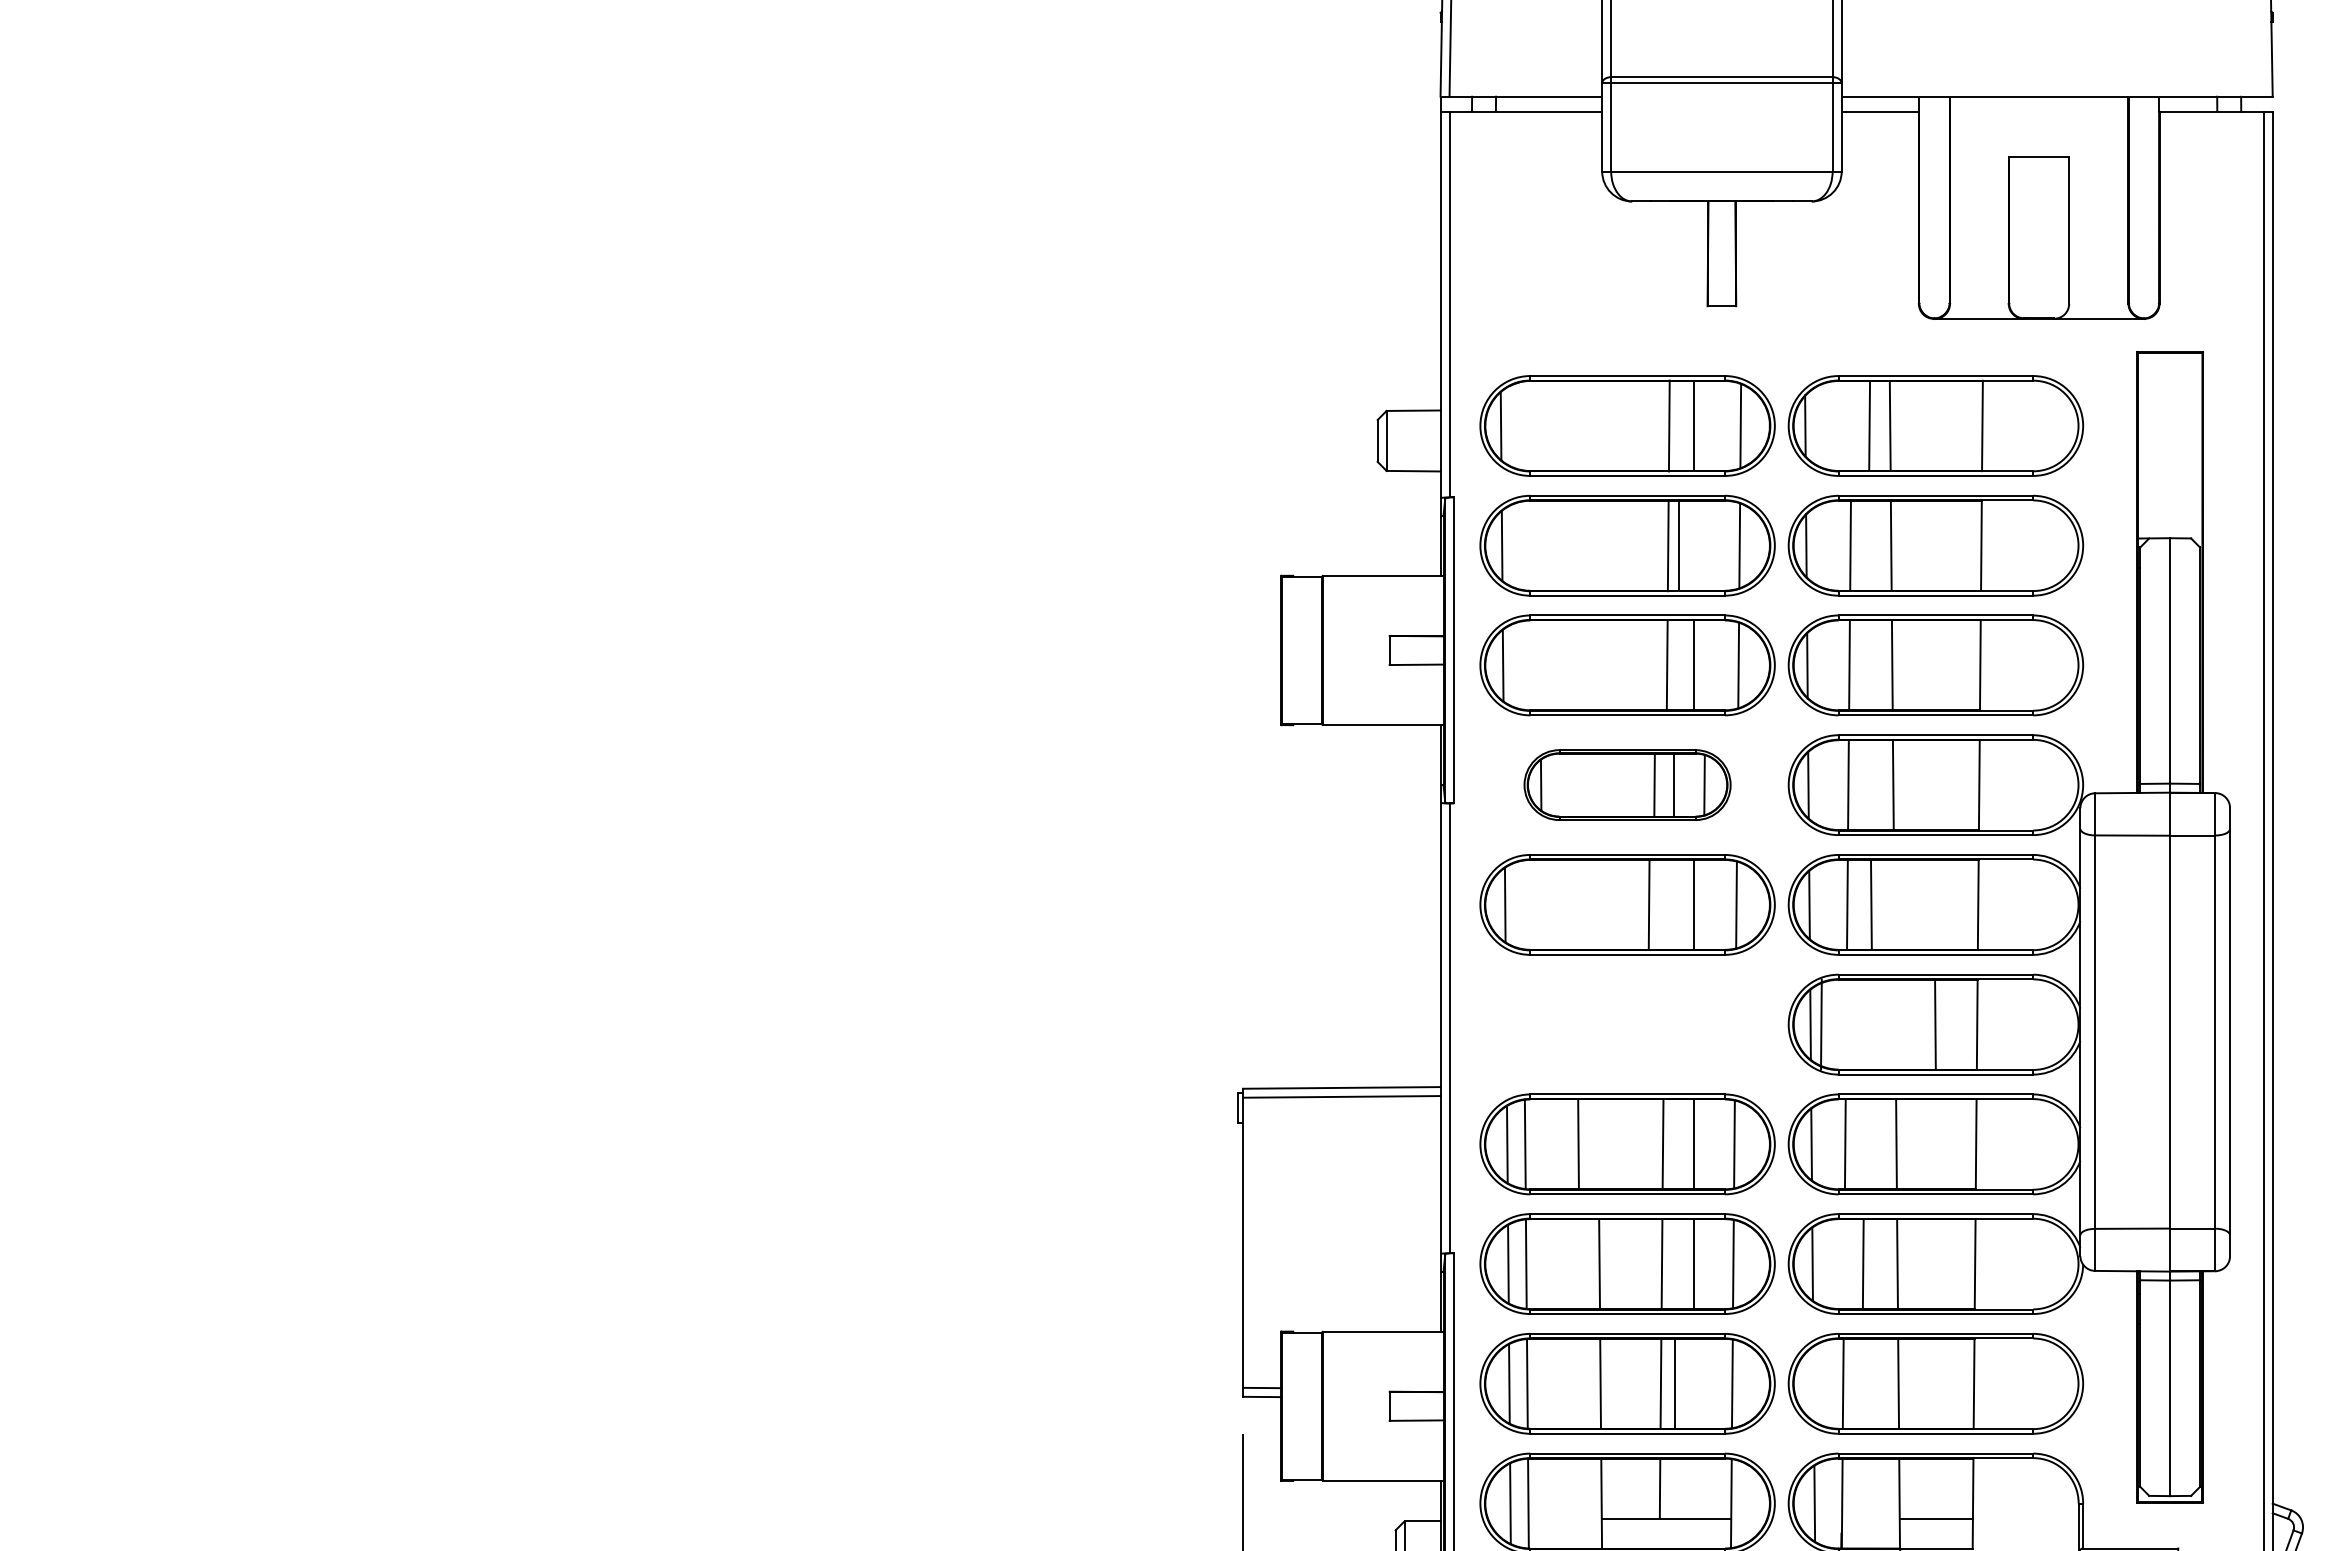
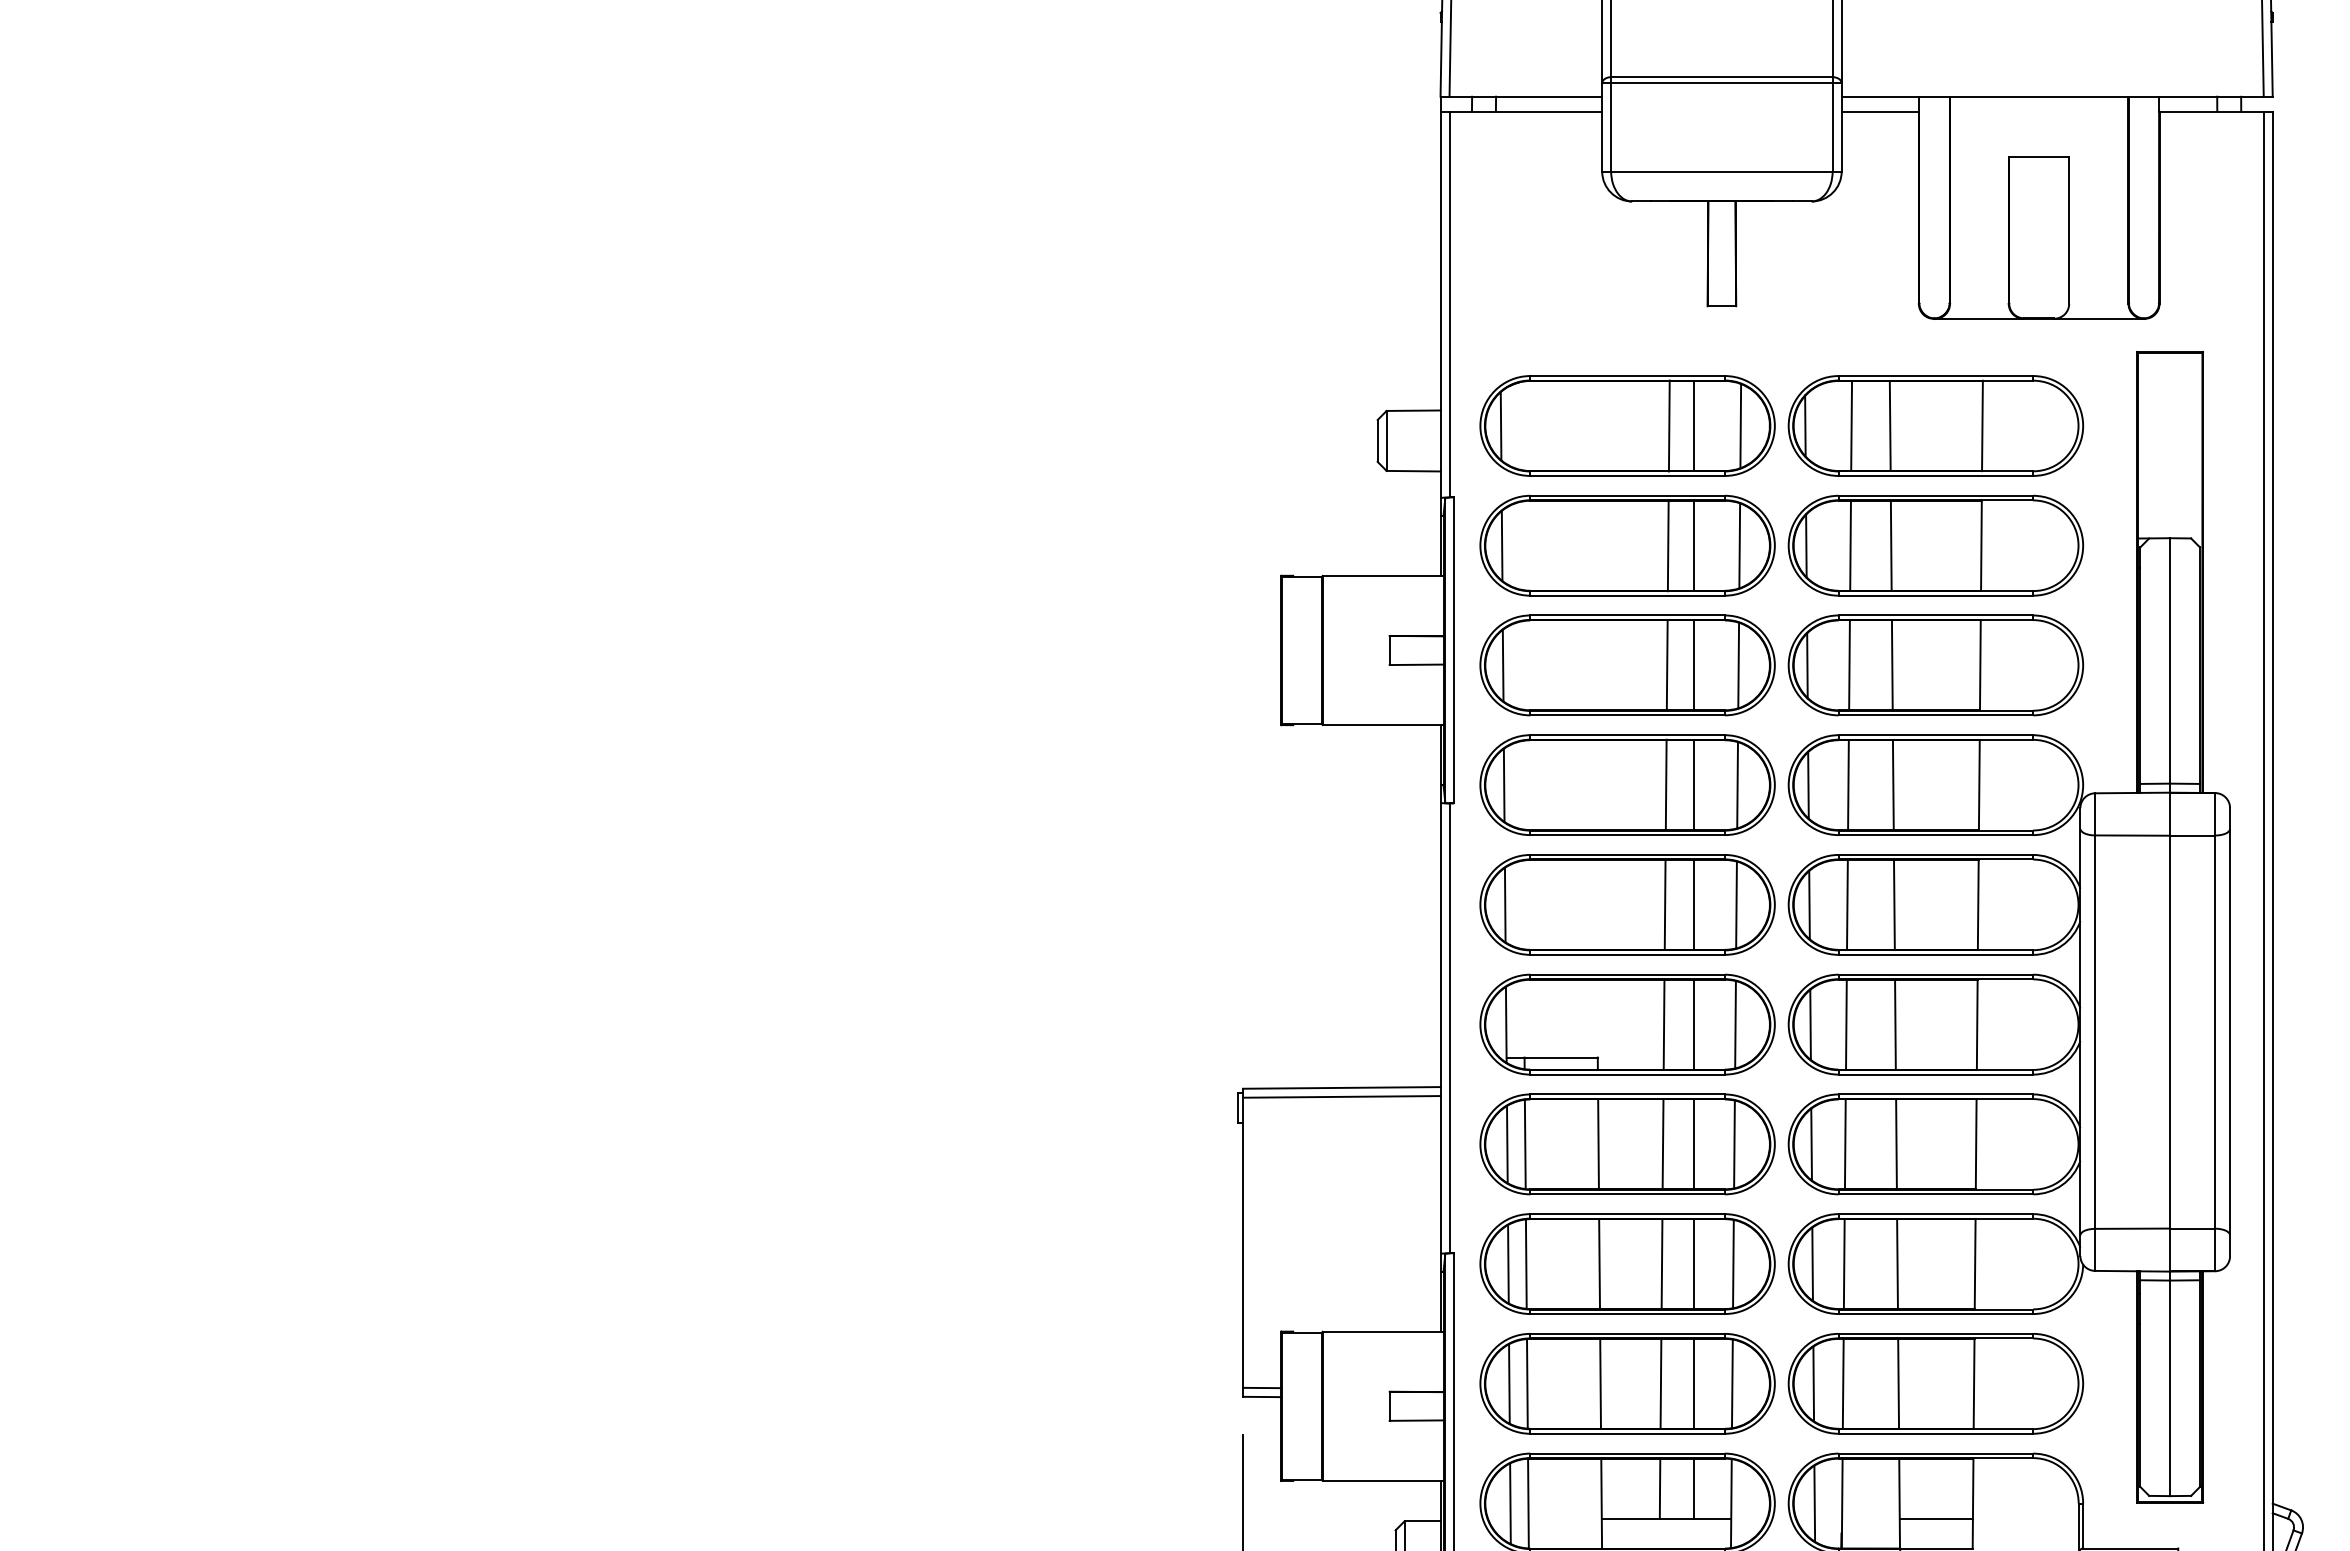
line: none -> present (2262, 49)
line position: (1869, 425) -> (1851, 425) (1851, 425)
line position: (1678, 545) -> (1693, 545) (1693, 545)
part size: 209x72 px -> 297x102 px (1627, 784)
line position: (1648, 904) -> (1664, 904) (1664, 904)
line position: (1871, 904) -> (1894, 904) (1894, 904)
part: none -> present (1627, 1024)
line position: (1821, 1024) -> (1846, 1024) (1846, 1024)
line position: (1935, 1024) -> (1895, 1024) (1895, 1024)
line position: (1578, 1144) -> (1598, 1144) (1598, 1144)
line position: (1862, 1264) -> (1843, 1264) (1843, 1264)
line position: (1674, 1383) -> (1693, 1383) (1693, 1383)
line: none -> present (1813, 1383)
line: none -> present (1693, 1488)
